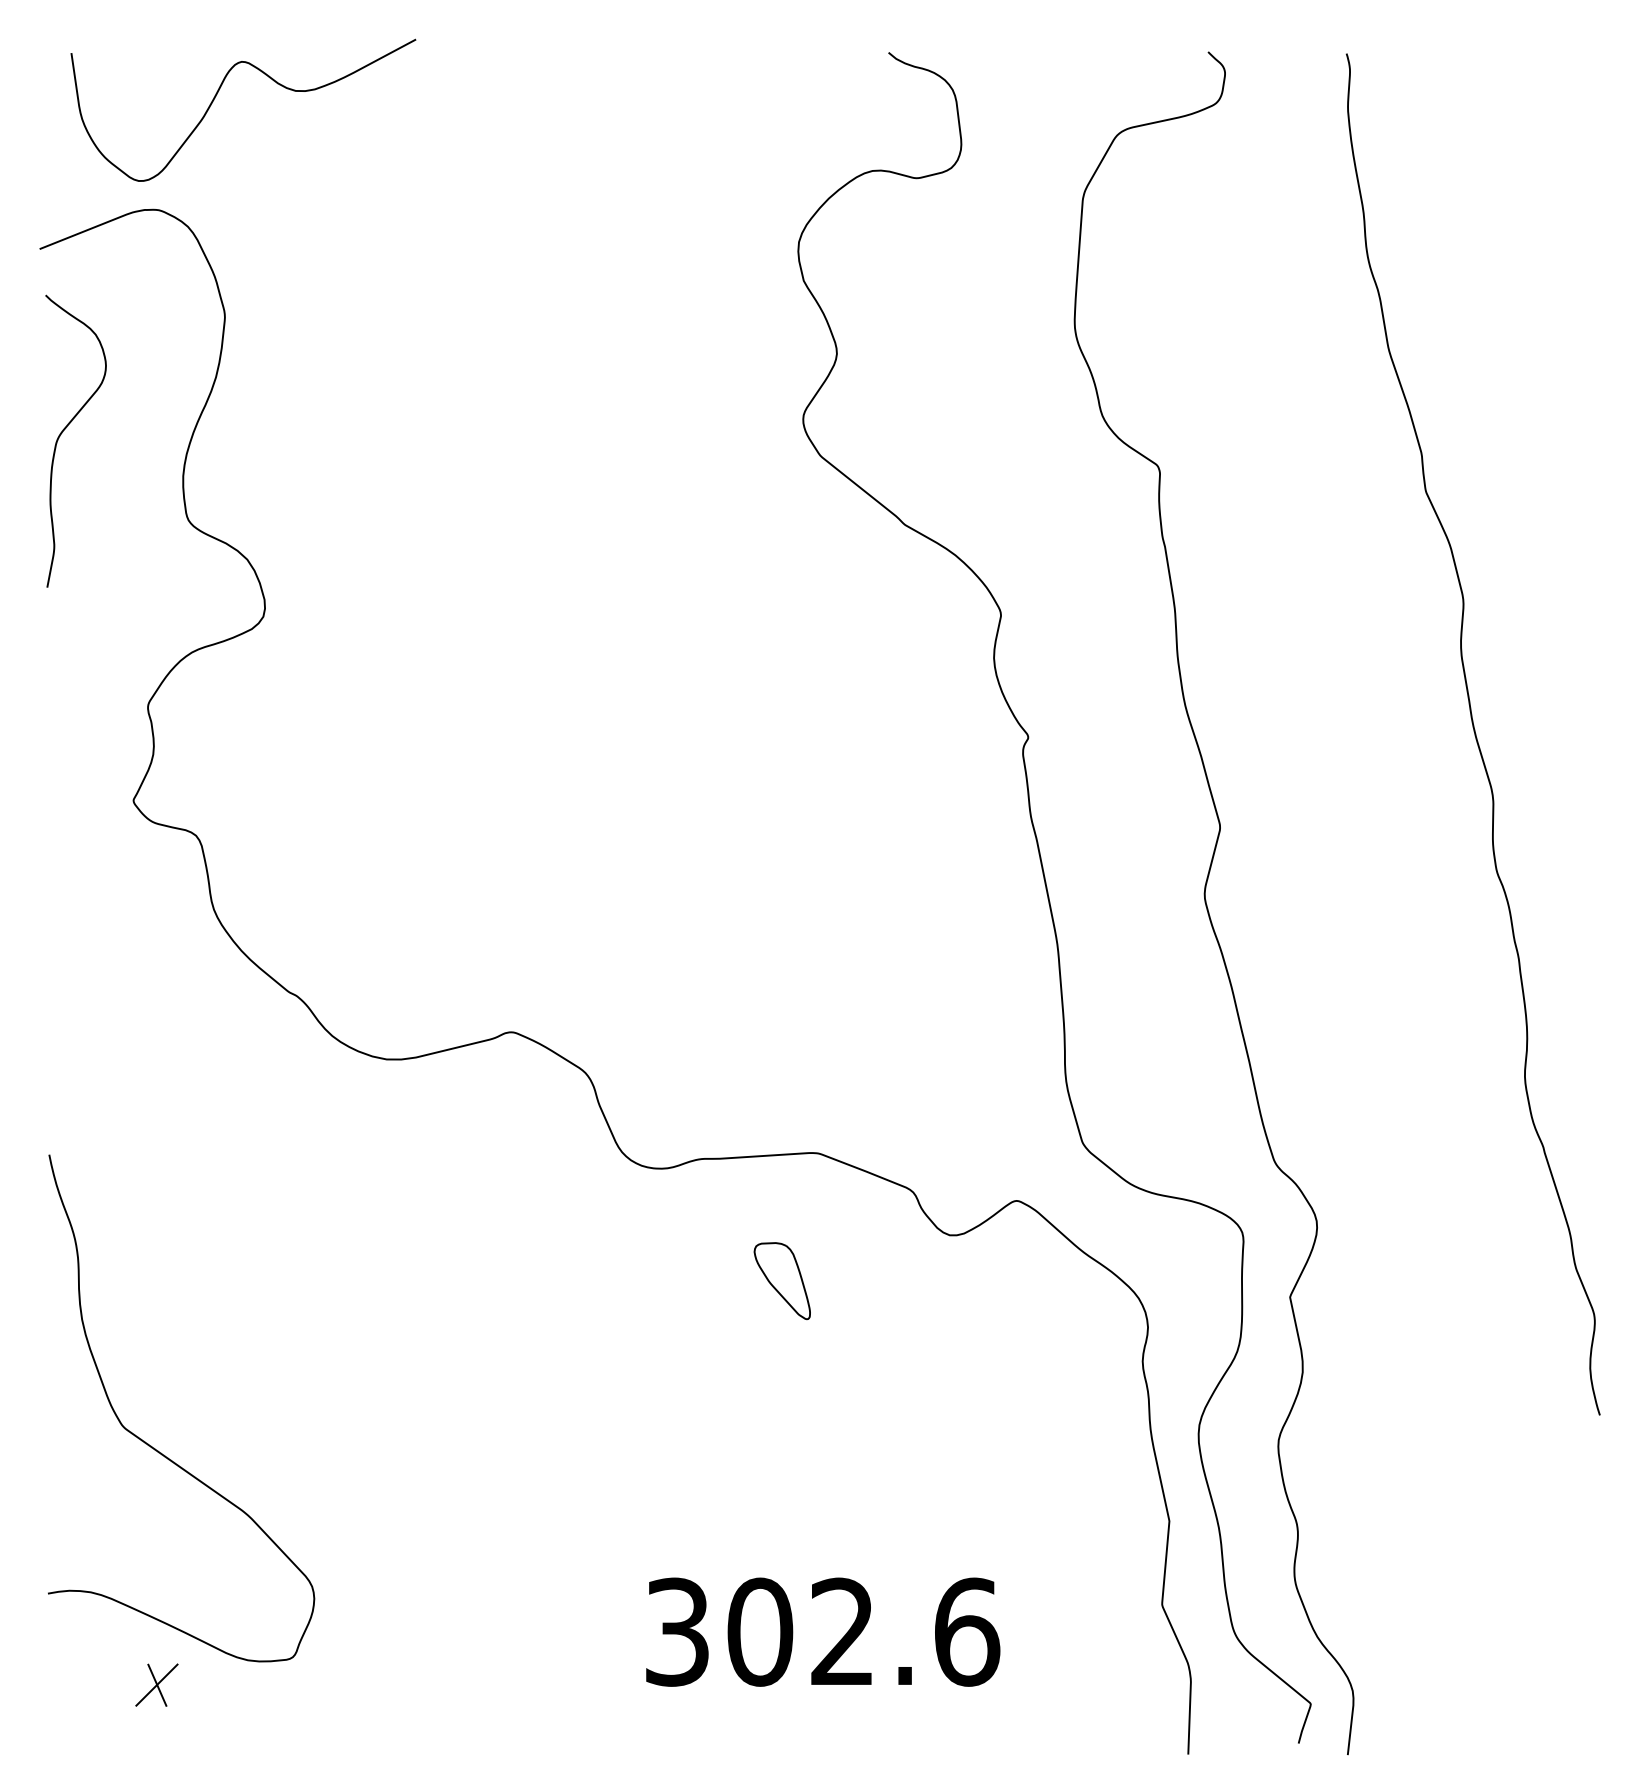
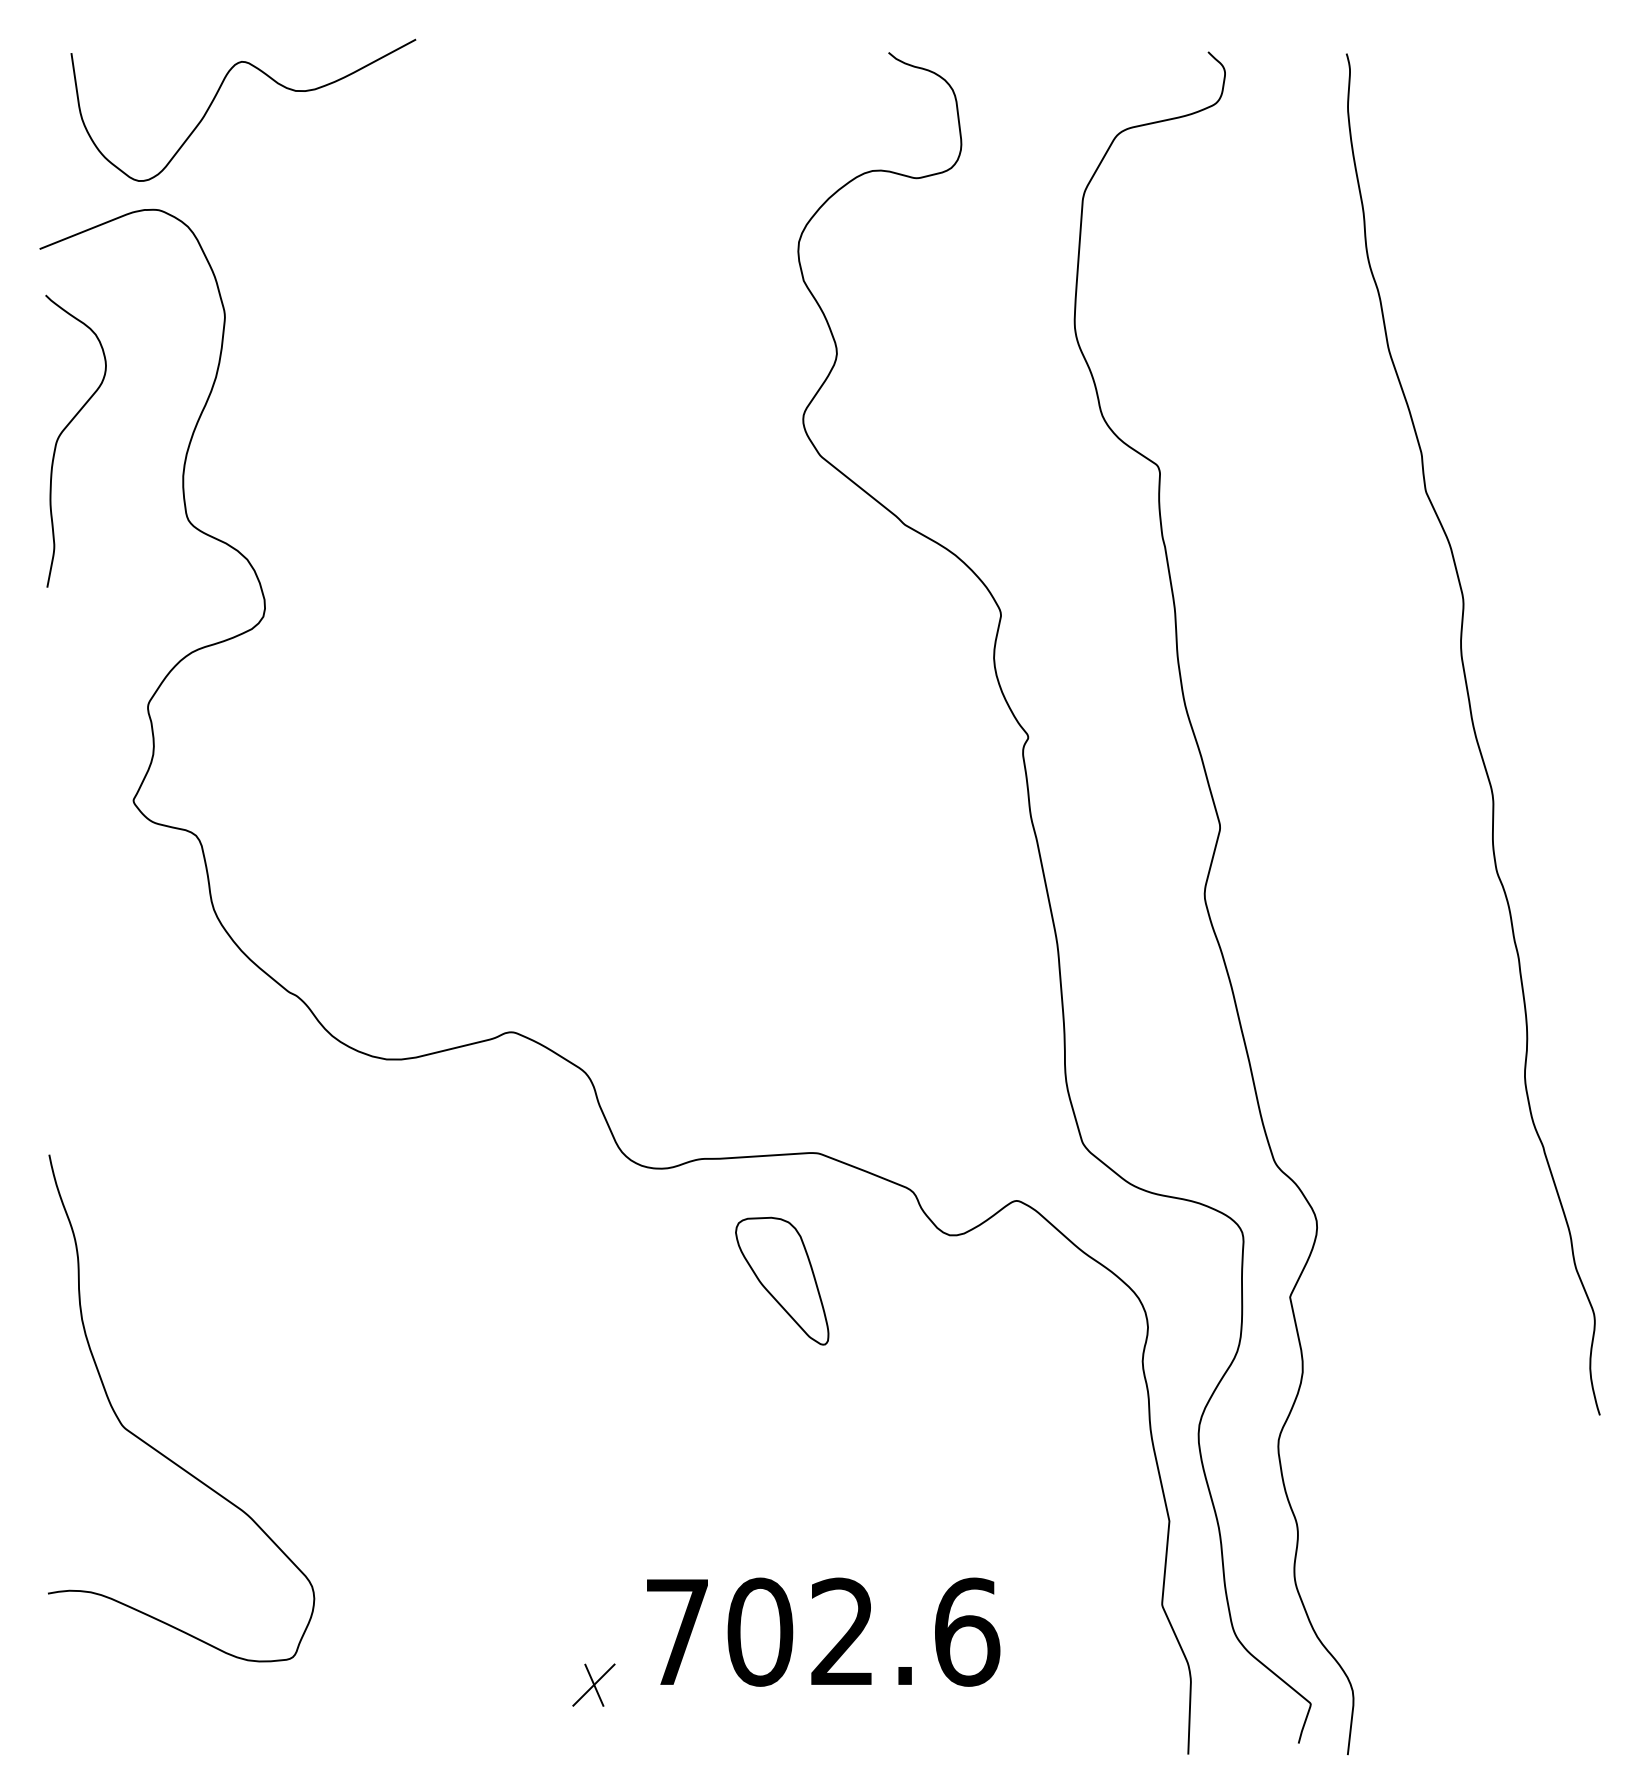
part size: 58x79 px -> 95x130 px (782, 1280)
text: 302.6 -> 702.6 (677, 1631)
part position: (156, 1684) -> (593, 1684) (593, 1684)
